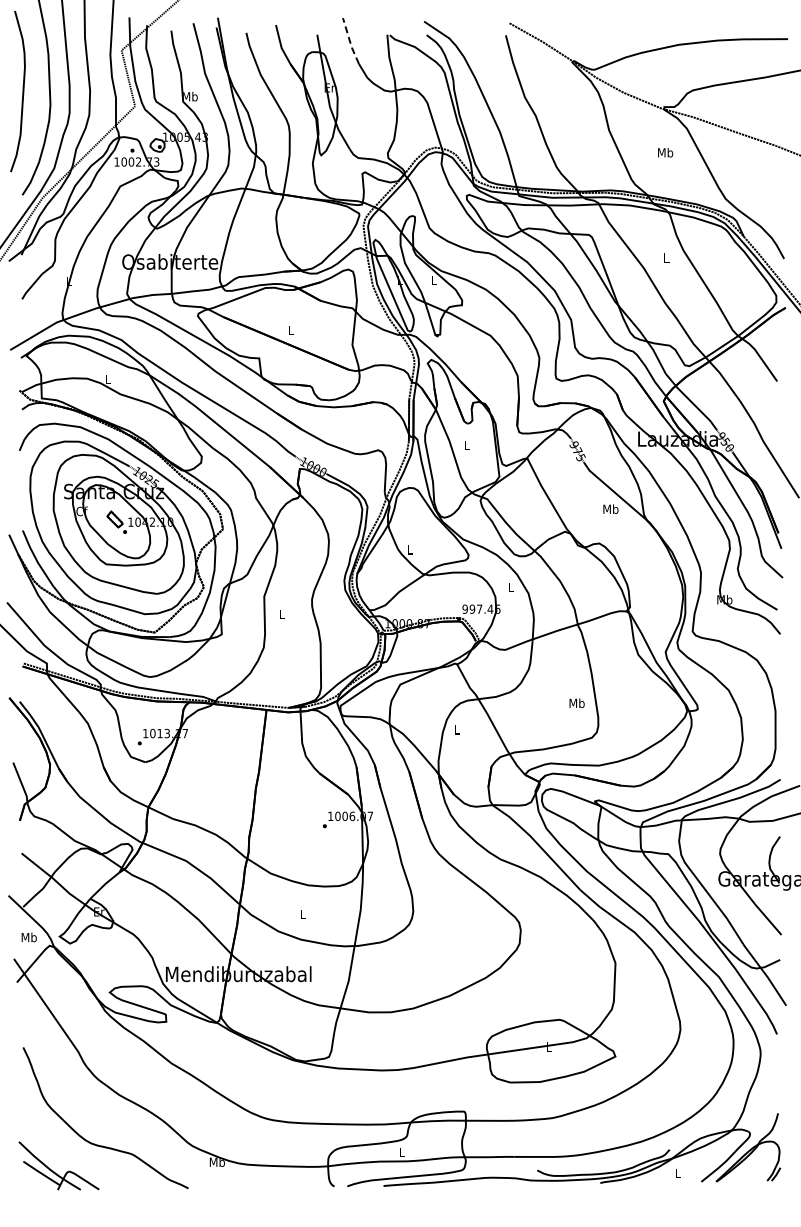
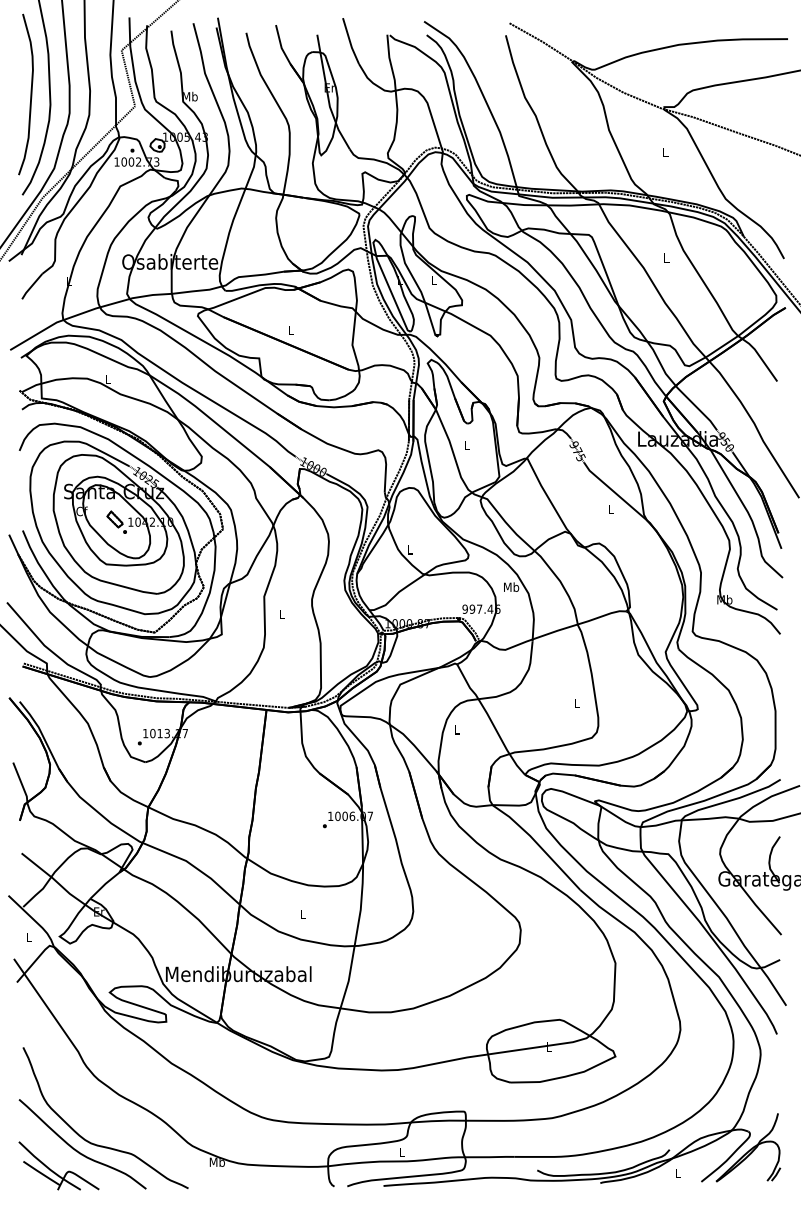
line: dashed -> solid (350, 42)
curve position: (22, 91) -> (30, 94) (30, 94)
text: Mb -> L (665, 152)
text: Mb -> L (610, 508)
text: L -> Mb (511, 586)
text: Mb -> L (576, 703)
text: Mb -> L (28, 937)
curve: none -> present (79, 1151)
